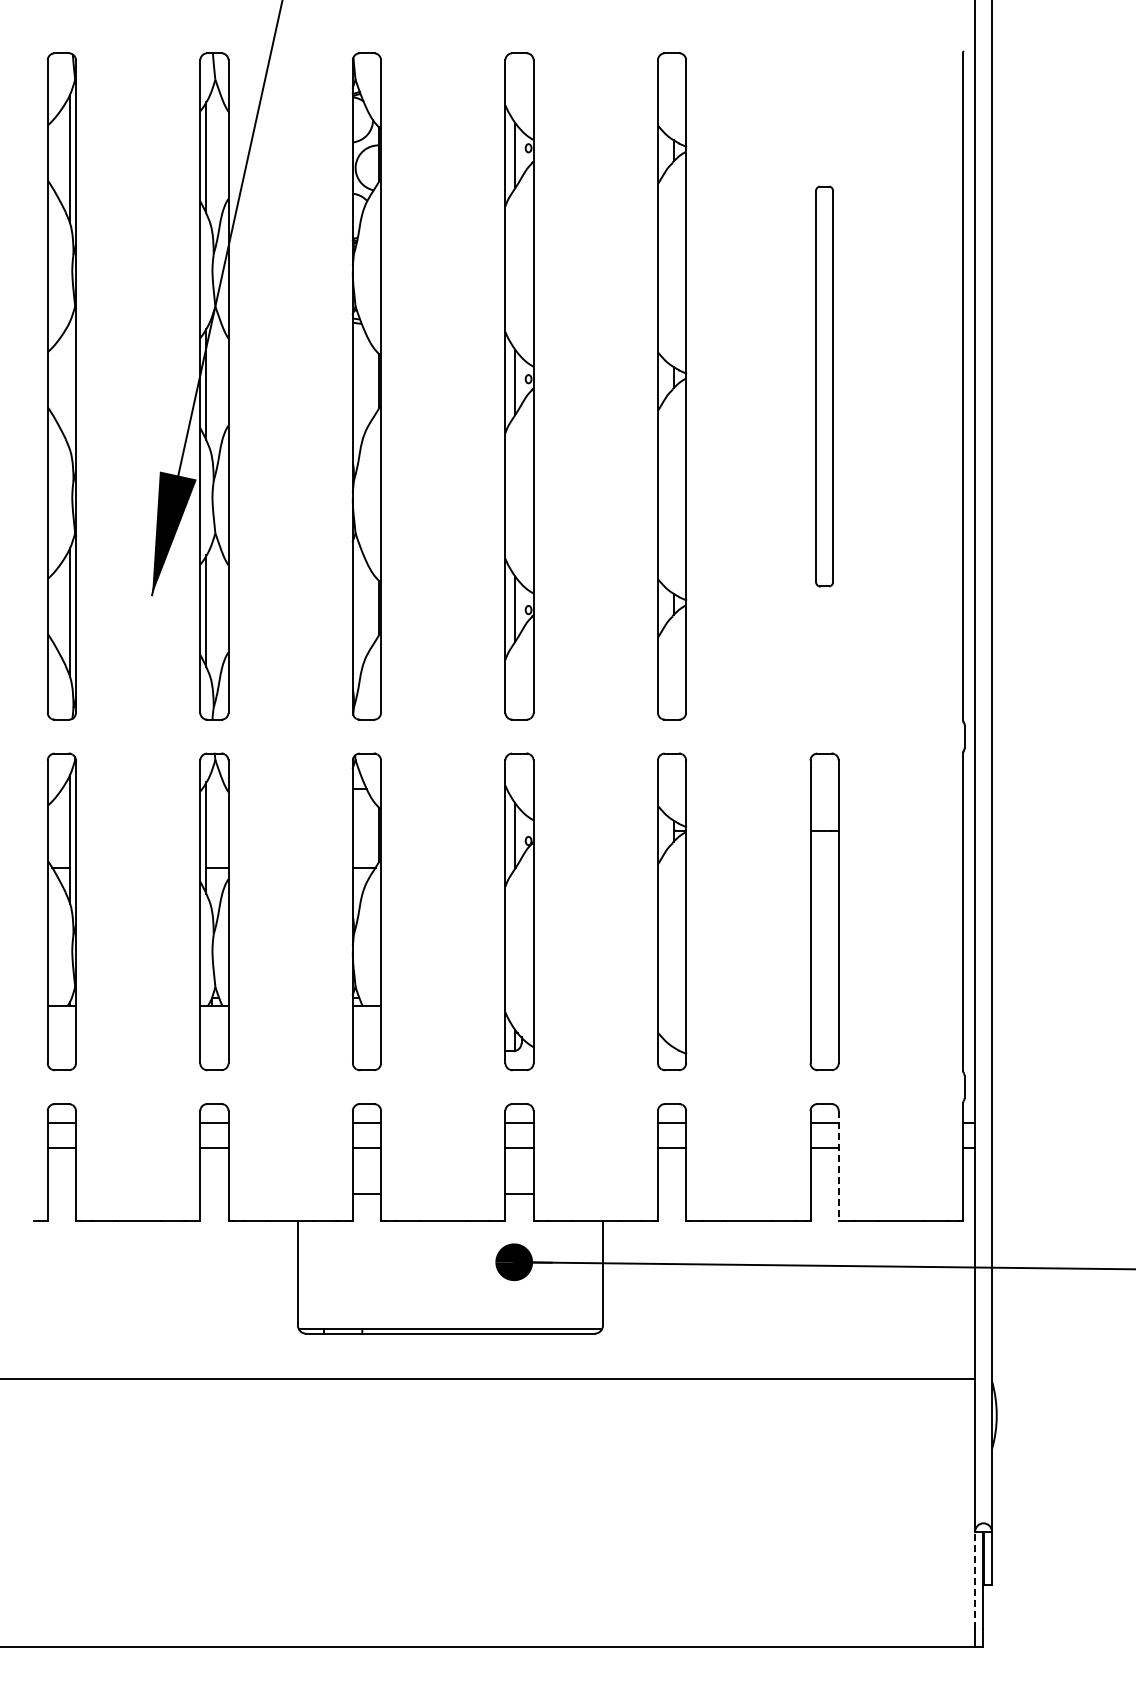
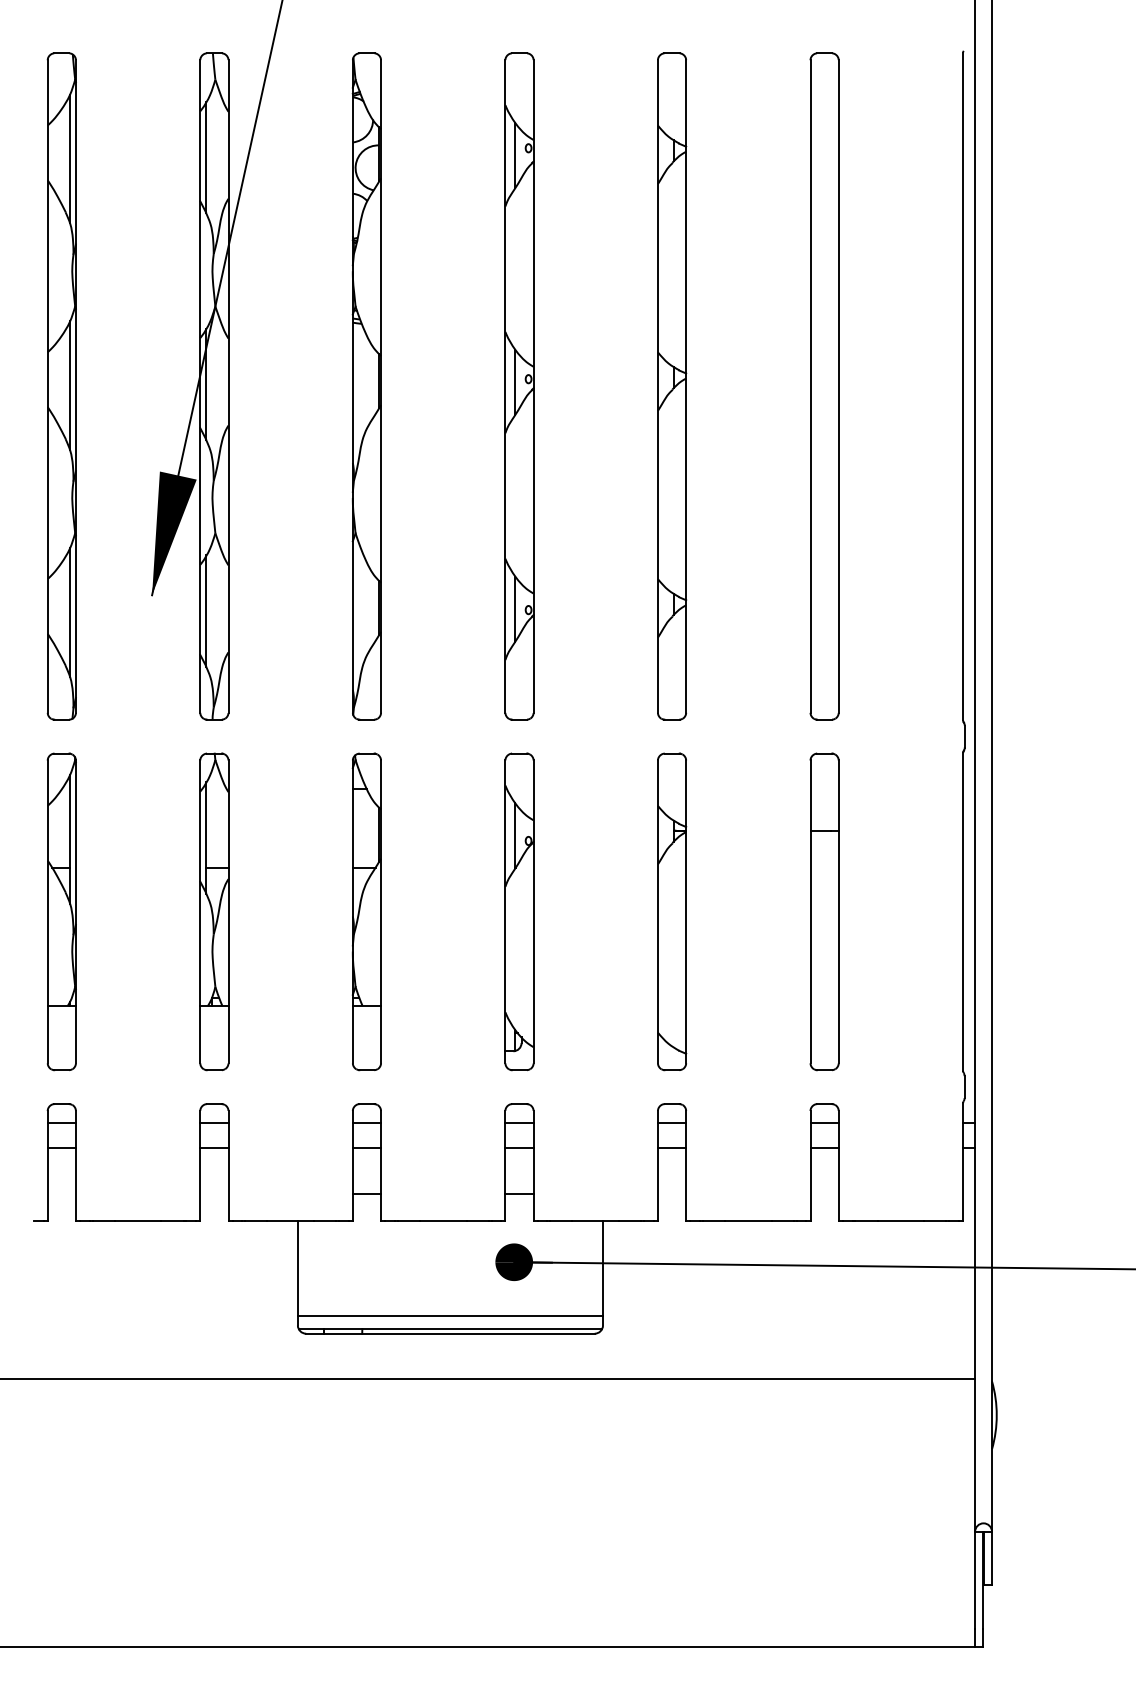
line: none -> present (70, 385)
part size: 19x403 px -> 31x669 px (824, 386)
line: dashed -> solid (838, 1166)
line: none -> present (450, 1316)
line: dashed -> solid (975, 1580)
